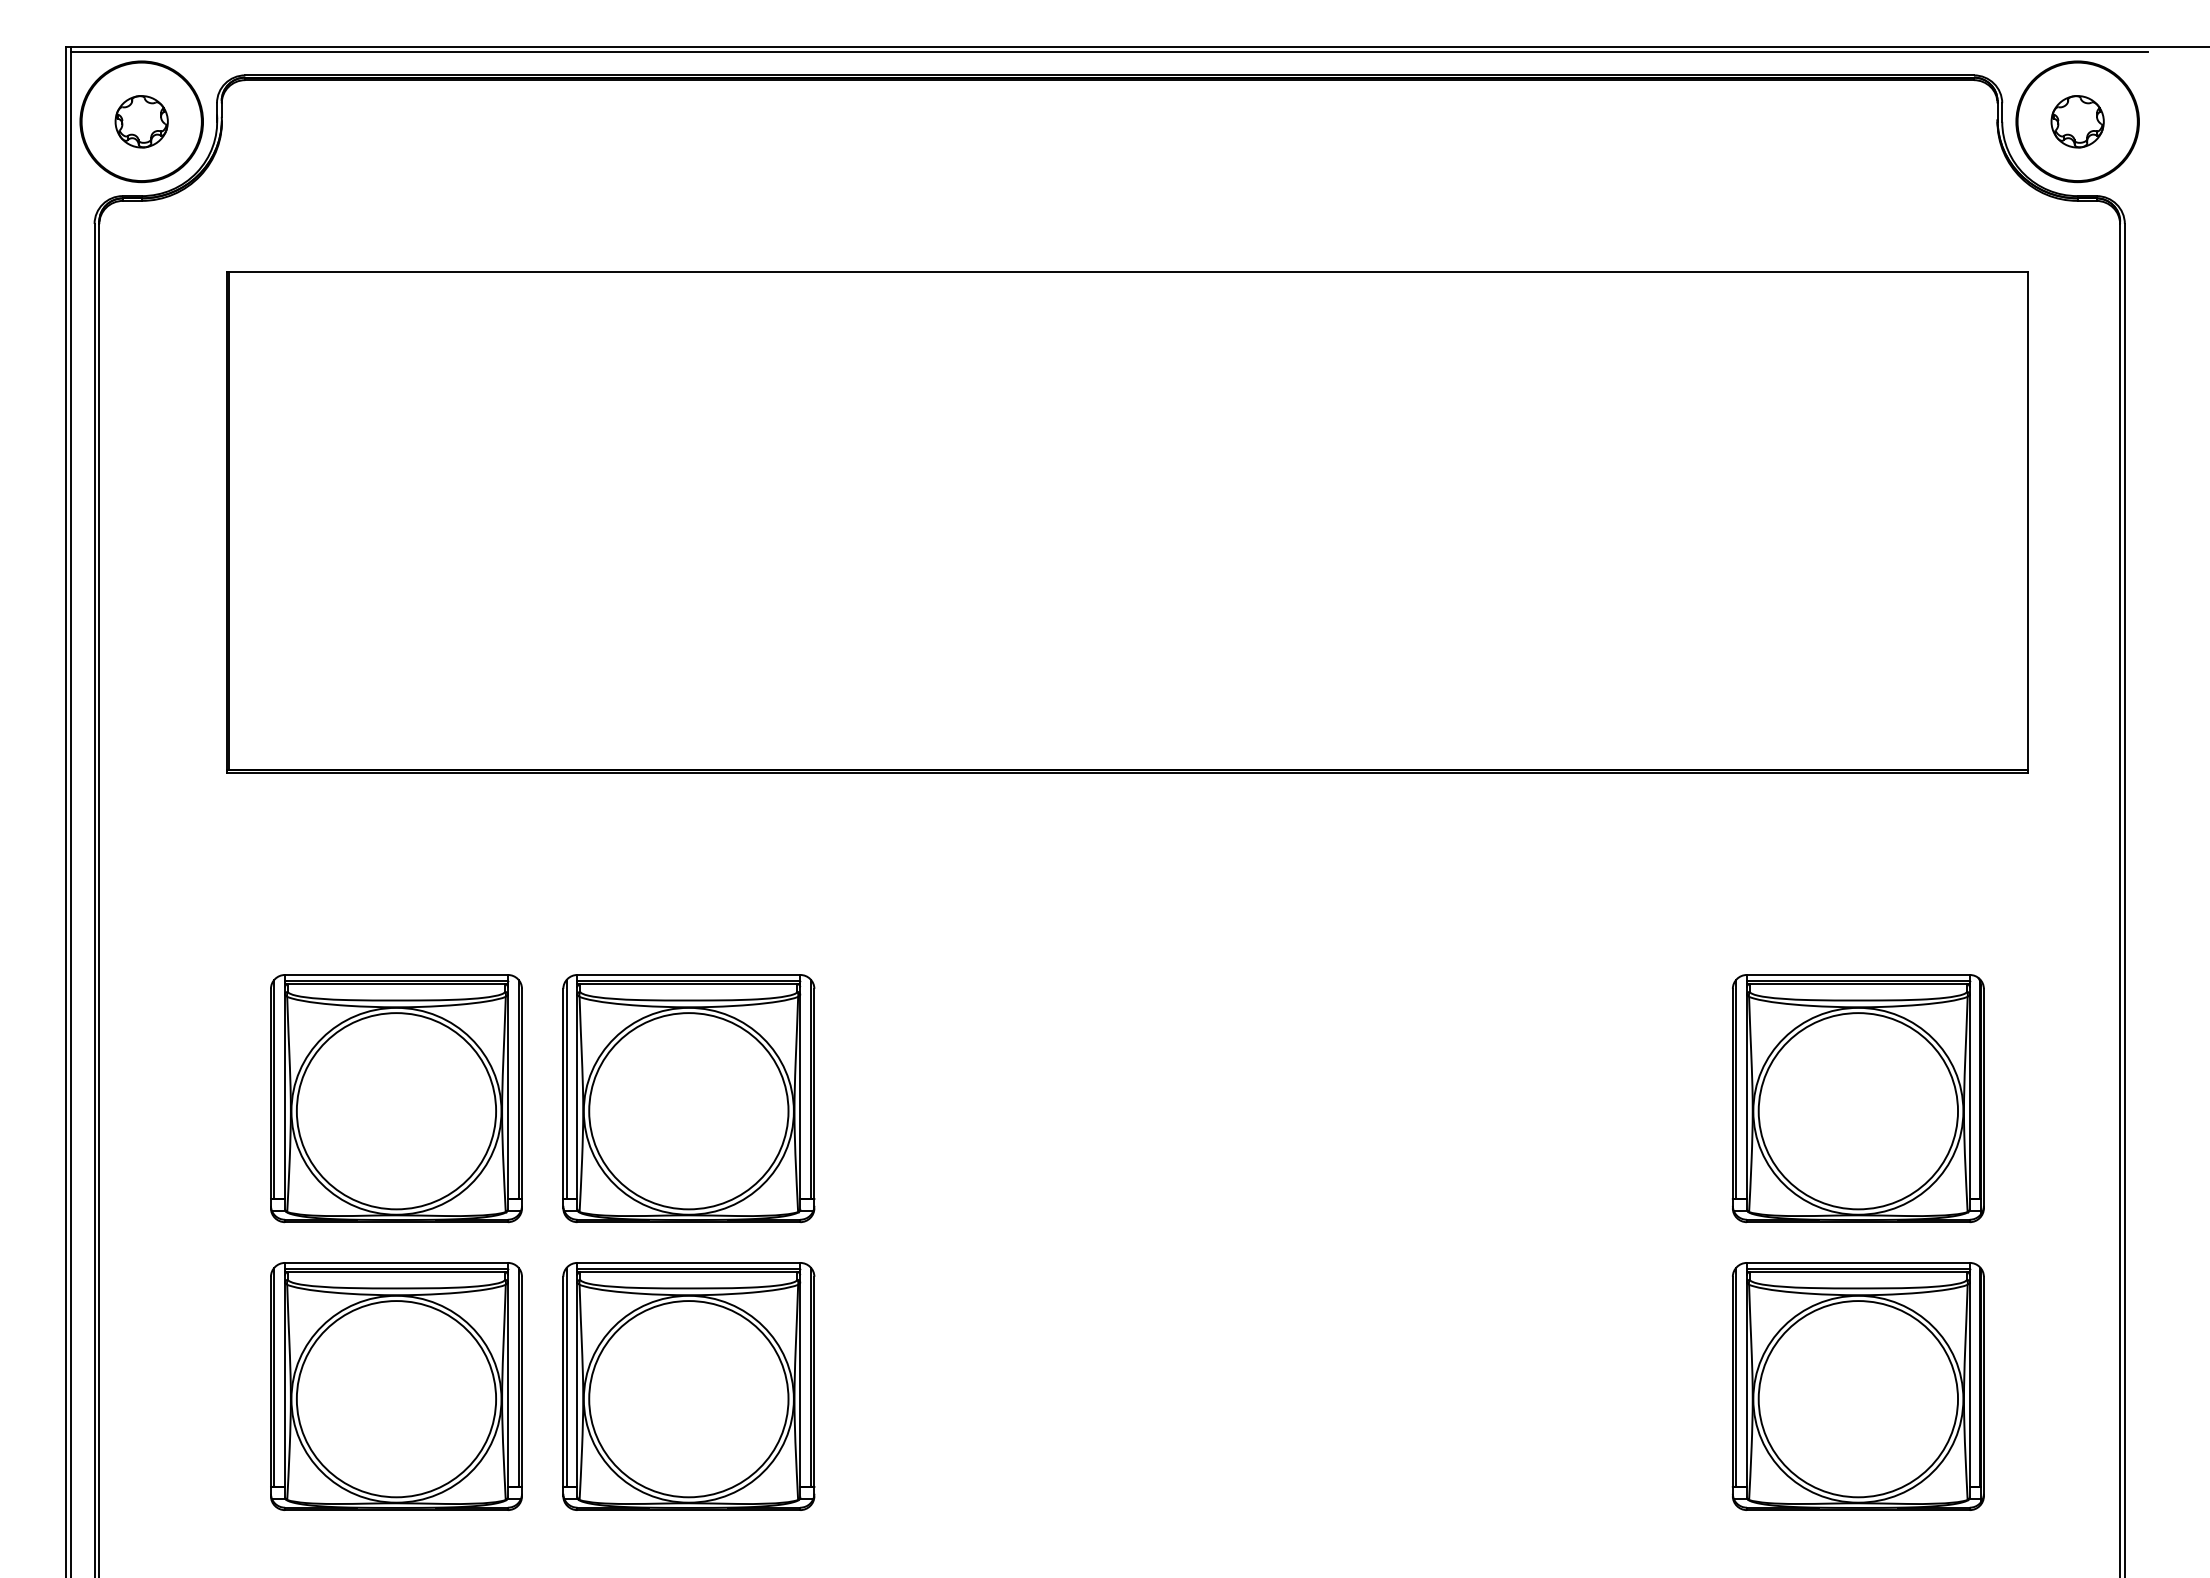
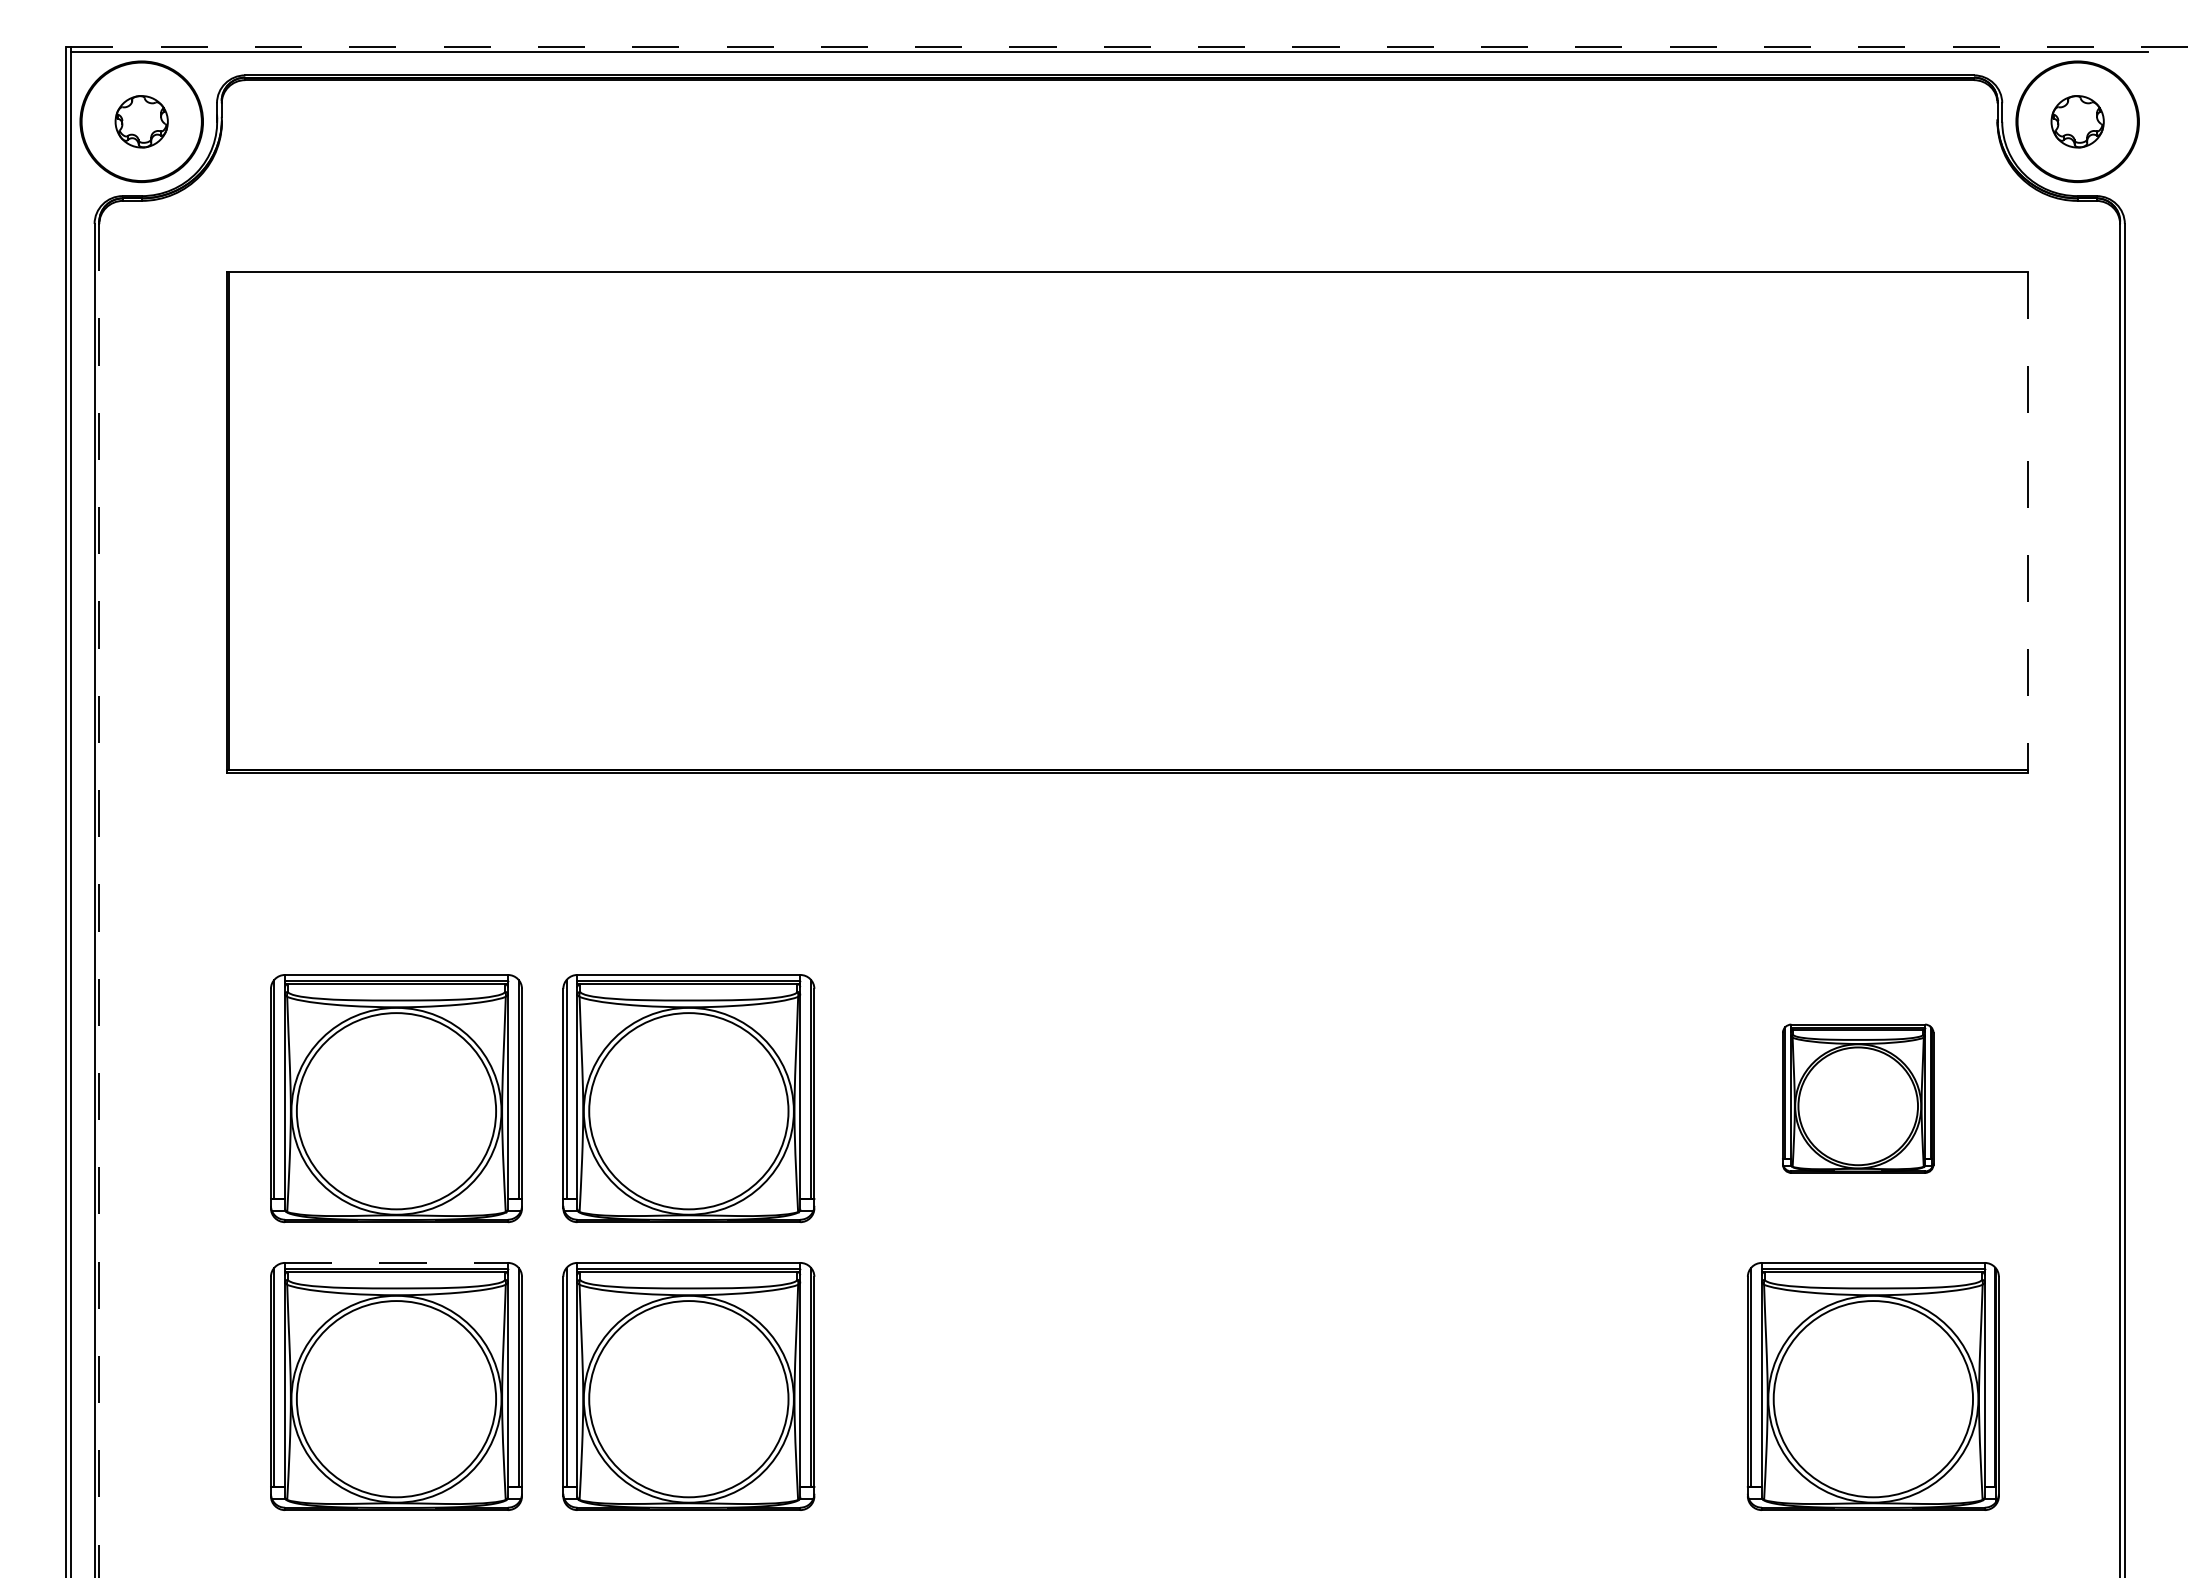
line: solid -> dashed (1138, 47)
line: solid -> dashed (2028, 522)
line: solid -> dashed (99, 900)
part size: 254x250 px -> 153x151 px (1858, 1098)
line: solid -> dashed (396, 1262)
part position: (1857, 1386) -> (1872, 1386) (1872, 1386)
